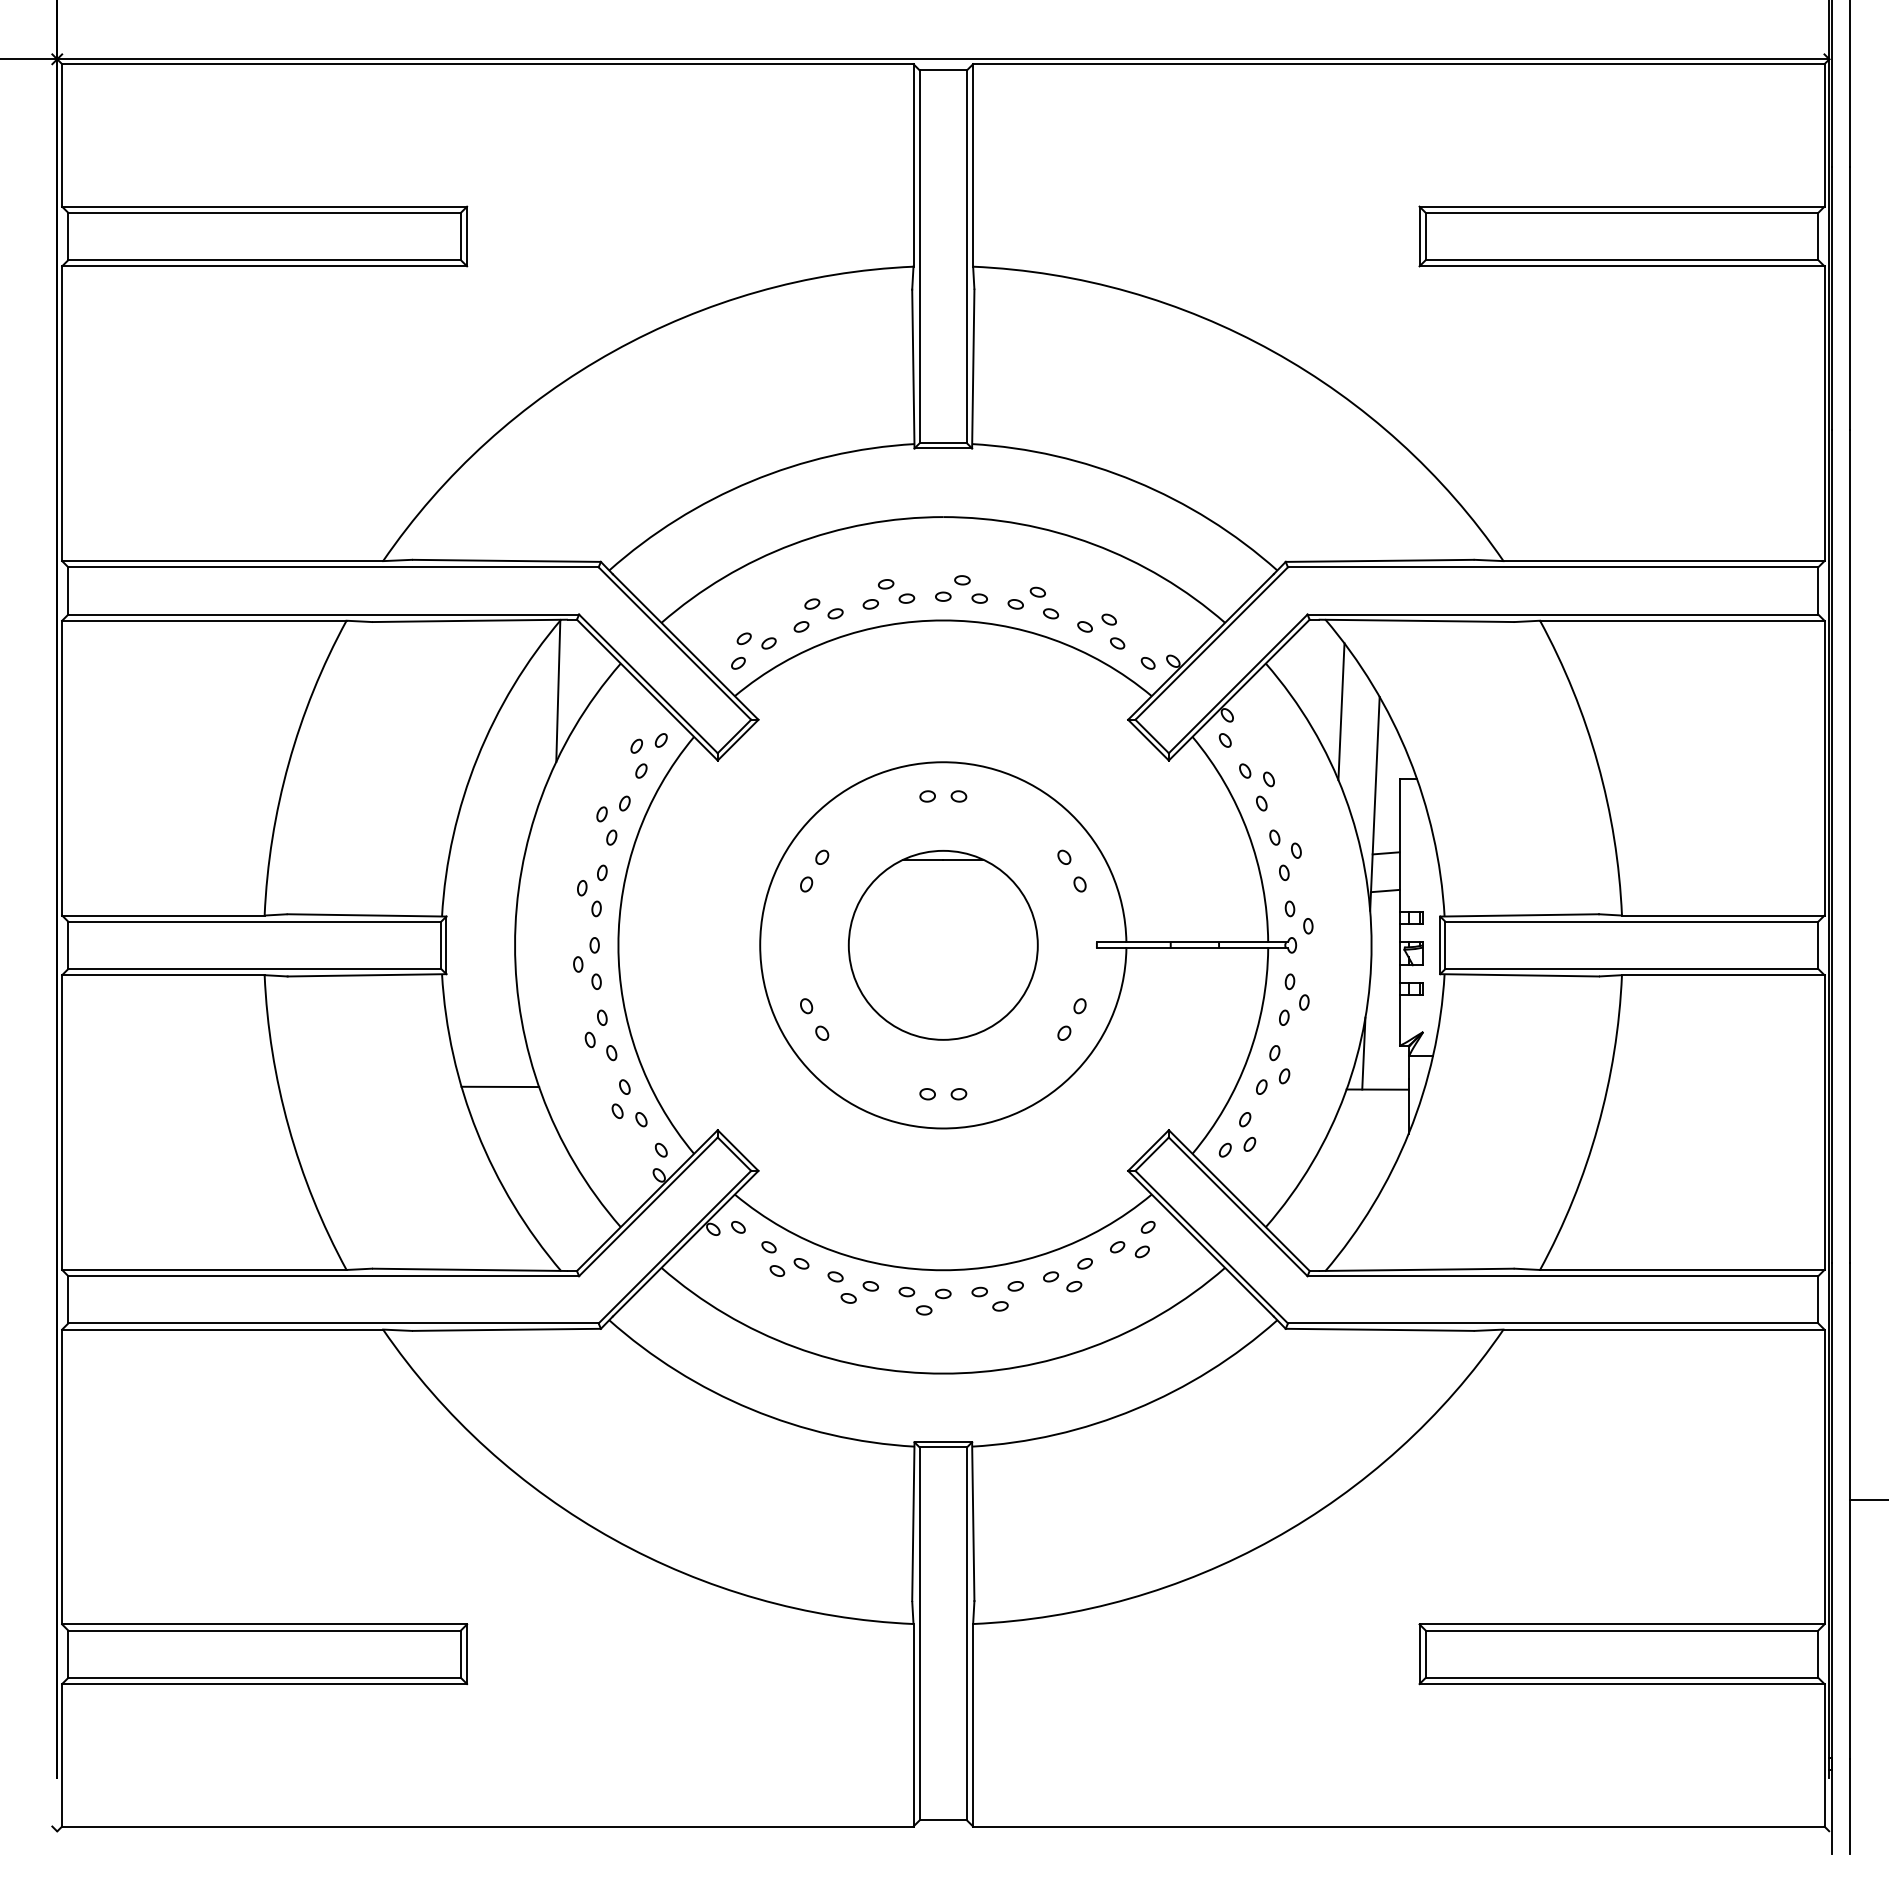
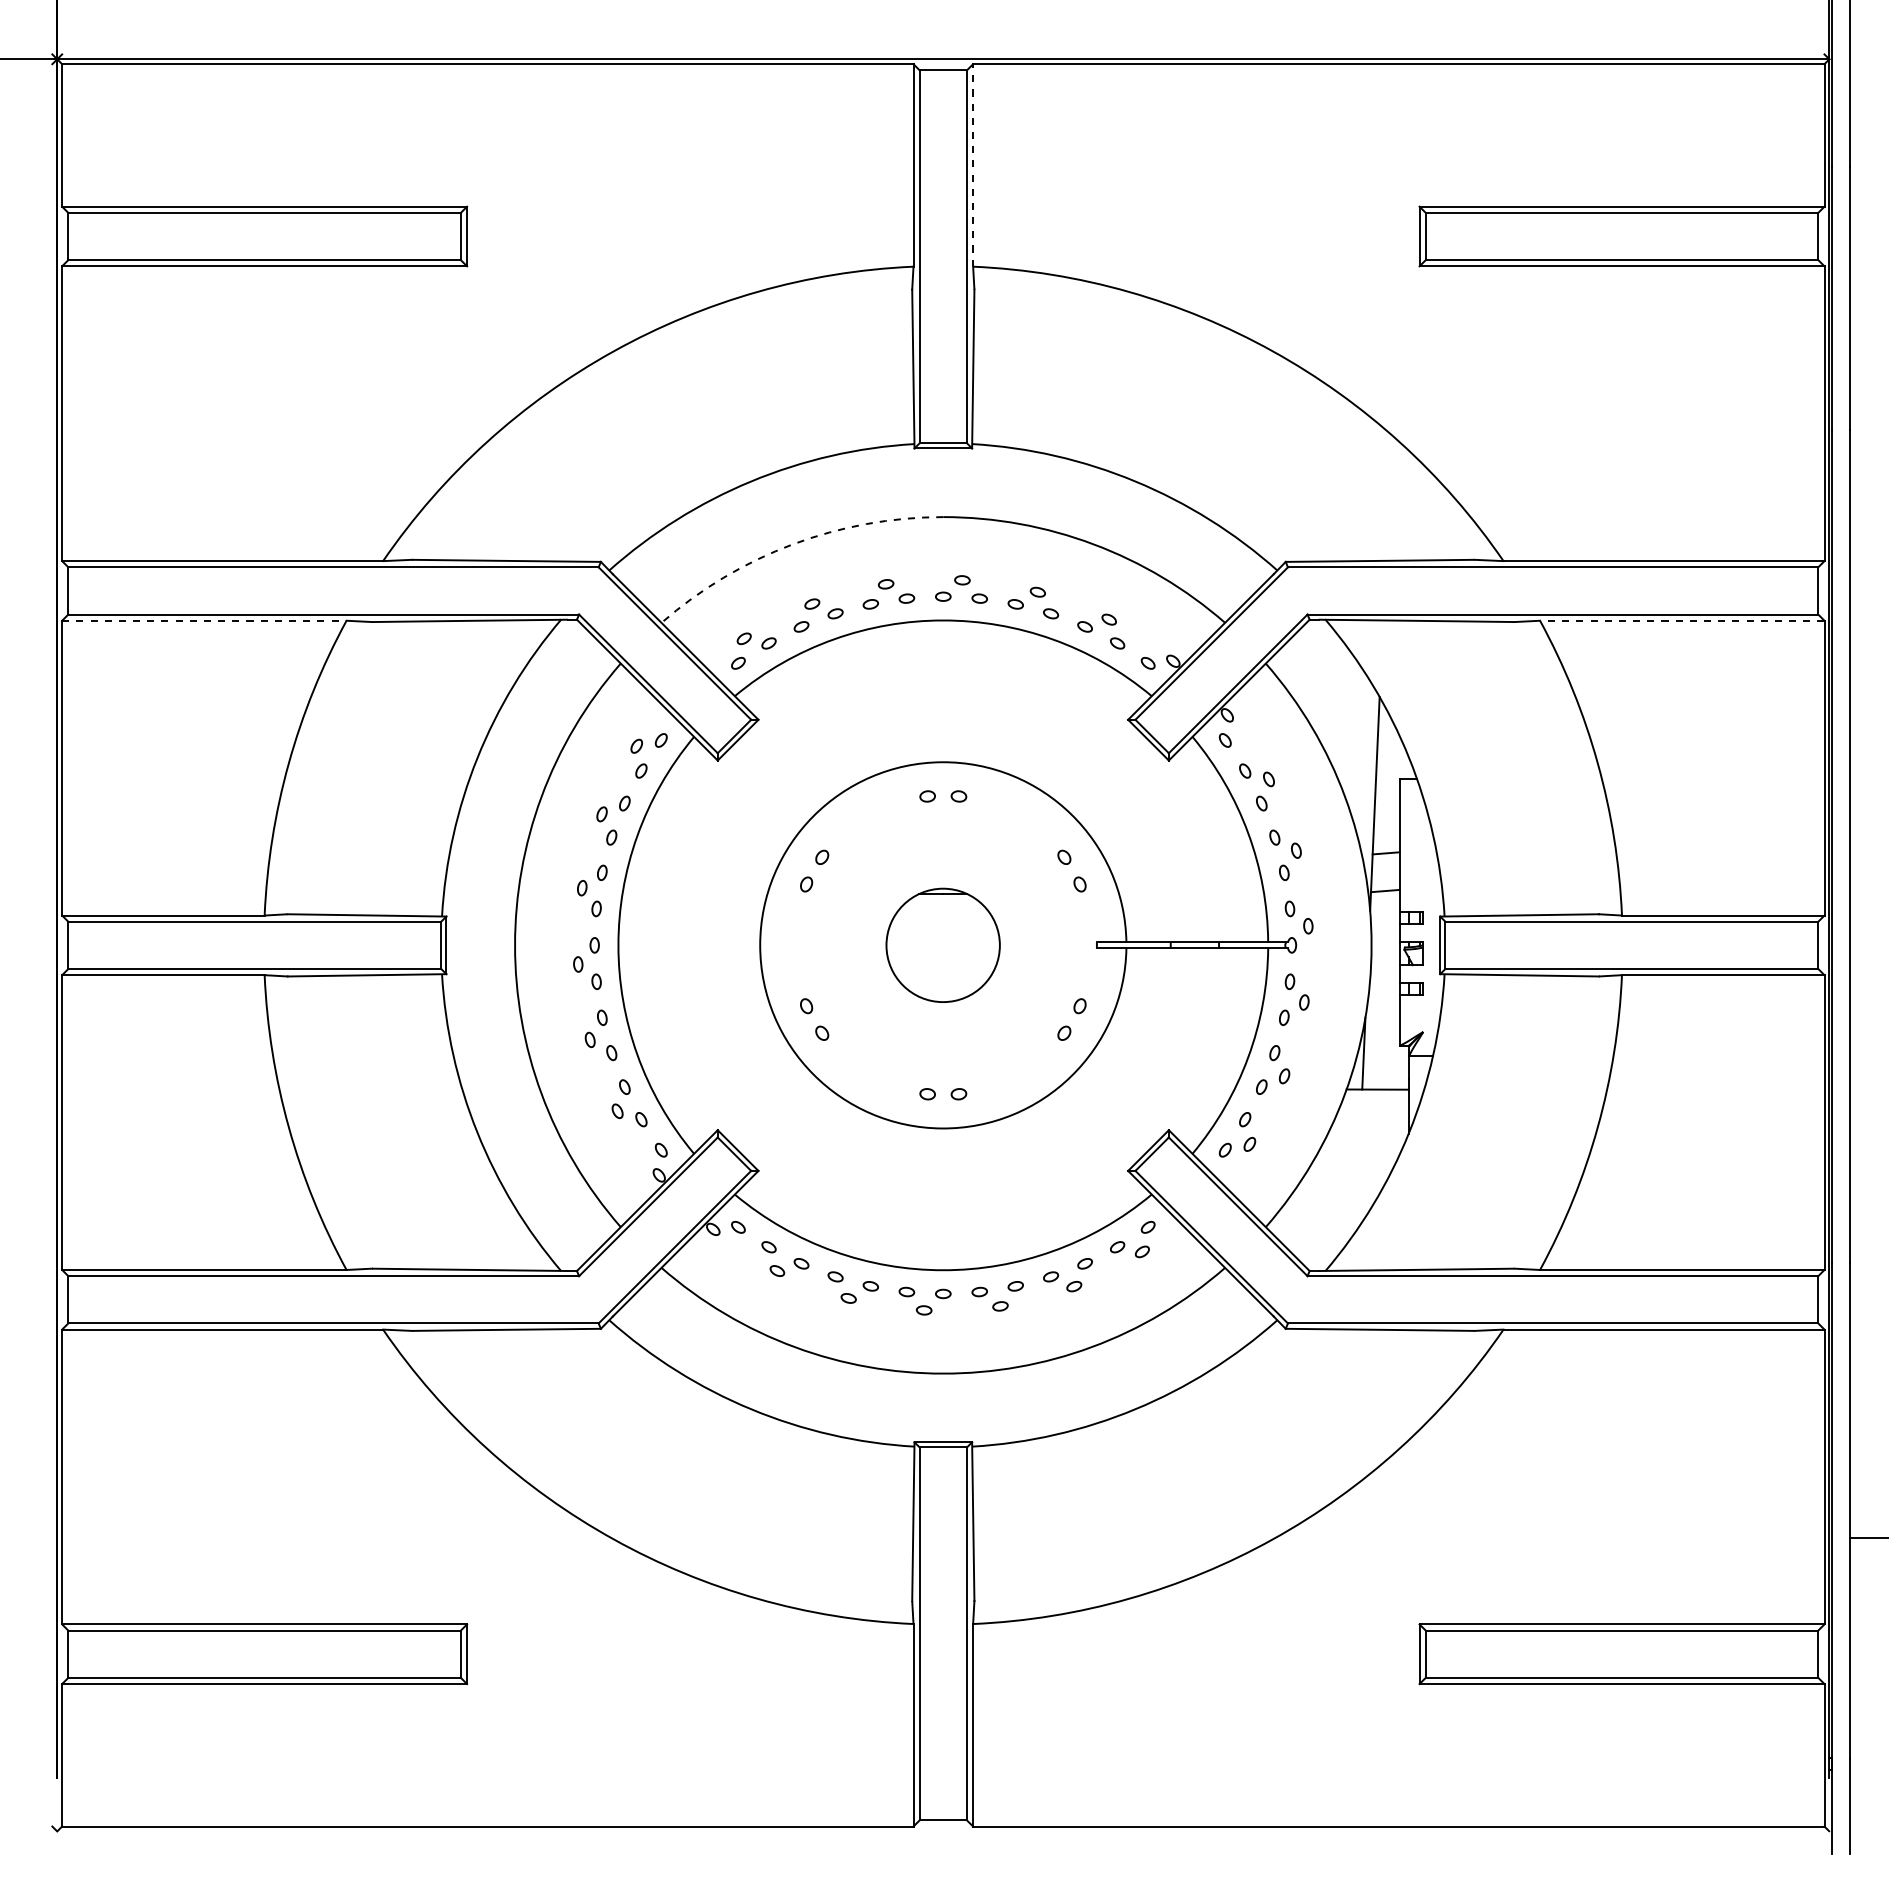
line: solid -> dashed (973, 164)
arc: solid -> dashed (792, 544)
line: solid -> dashed (204, 620)
line: solid -> dashed (1681, 620)
line: present -> none (558, 691)
line: present -> none (1341, 711)
part size: 192x191 px -> 116x116 px (942, 944)
line: present -> none (500, 1086)
line position: (1867, 1499) -> (1867, 1537) (1867, 1537)
